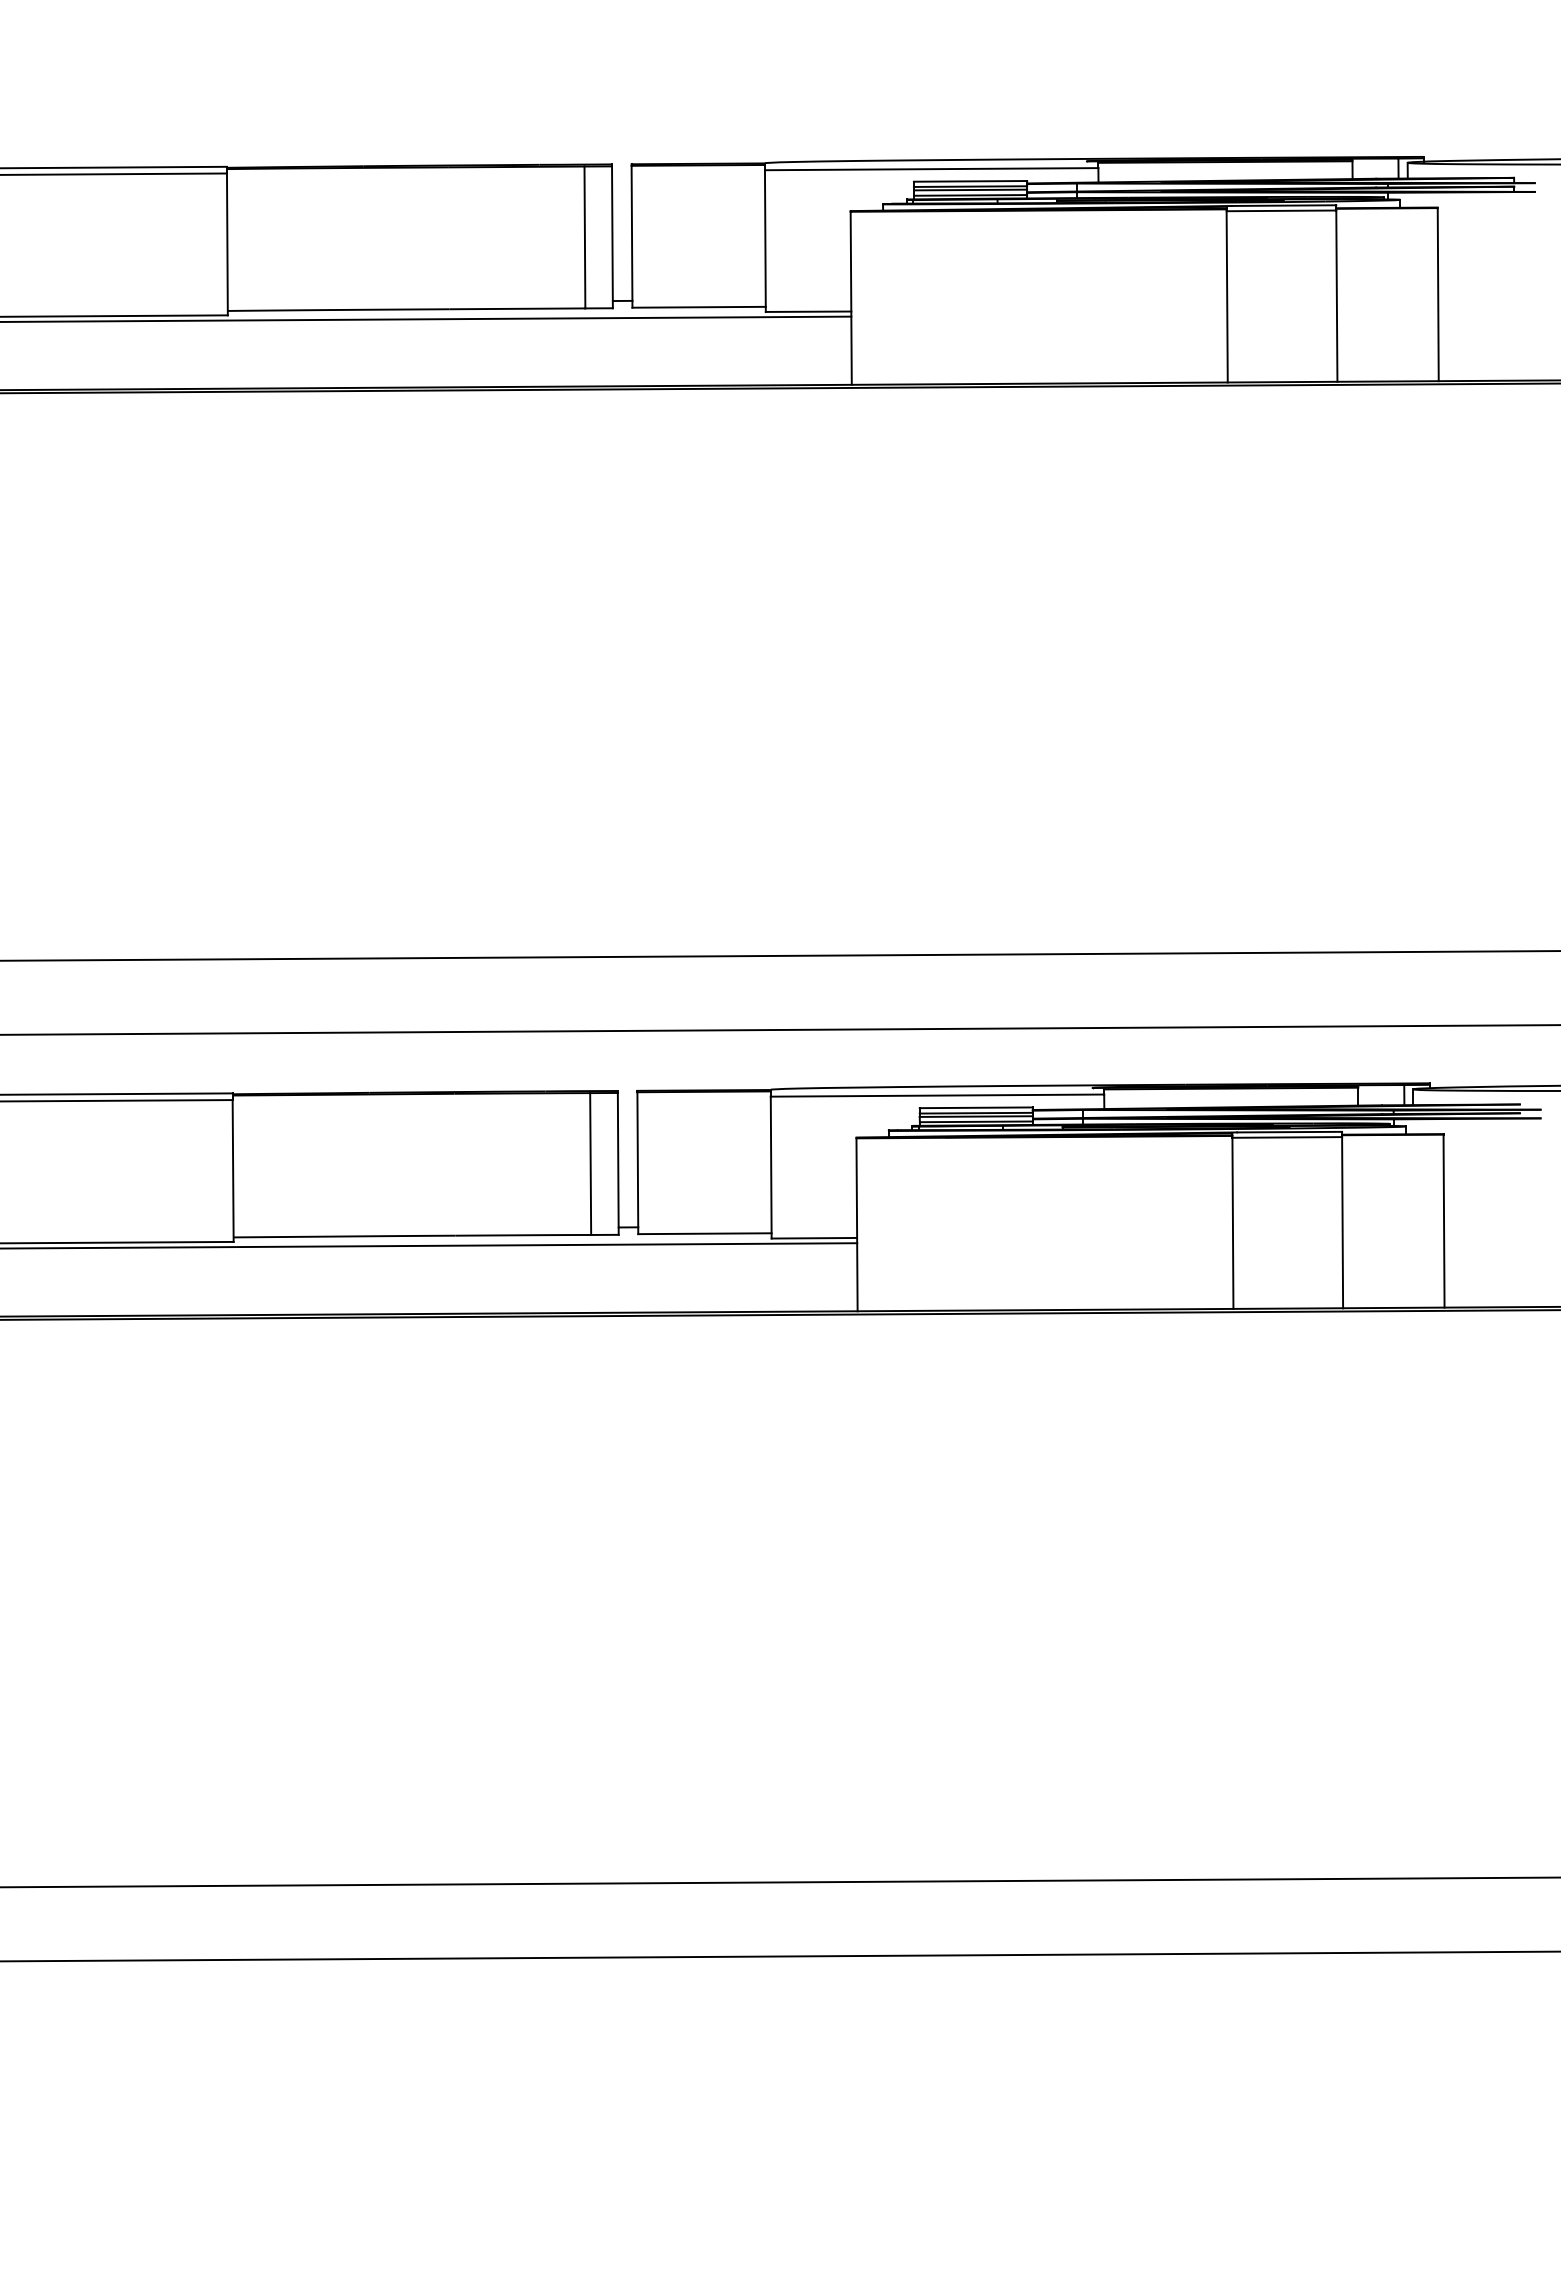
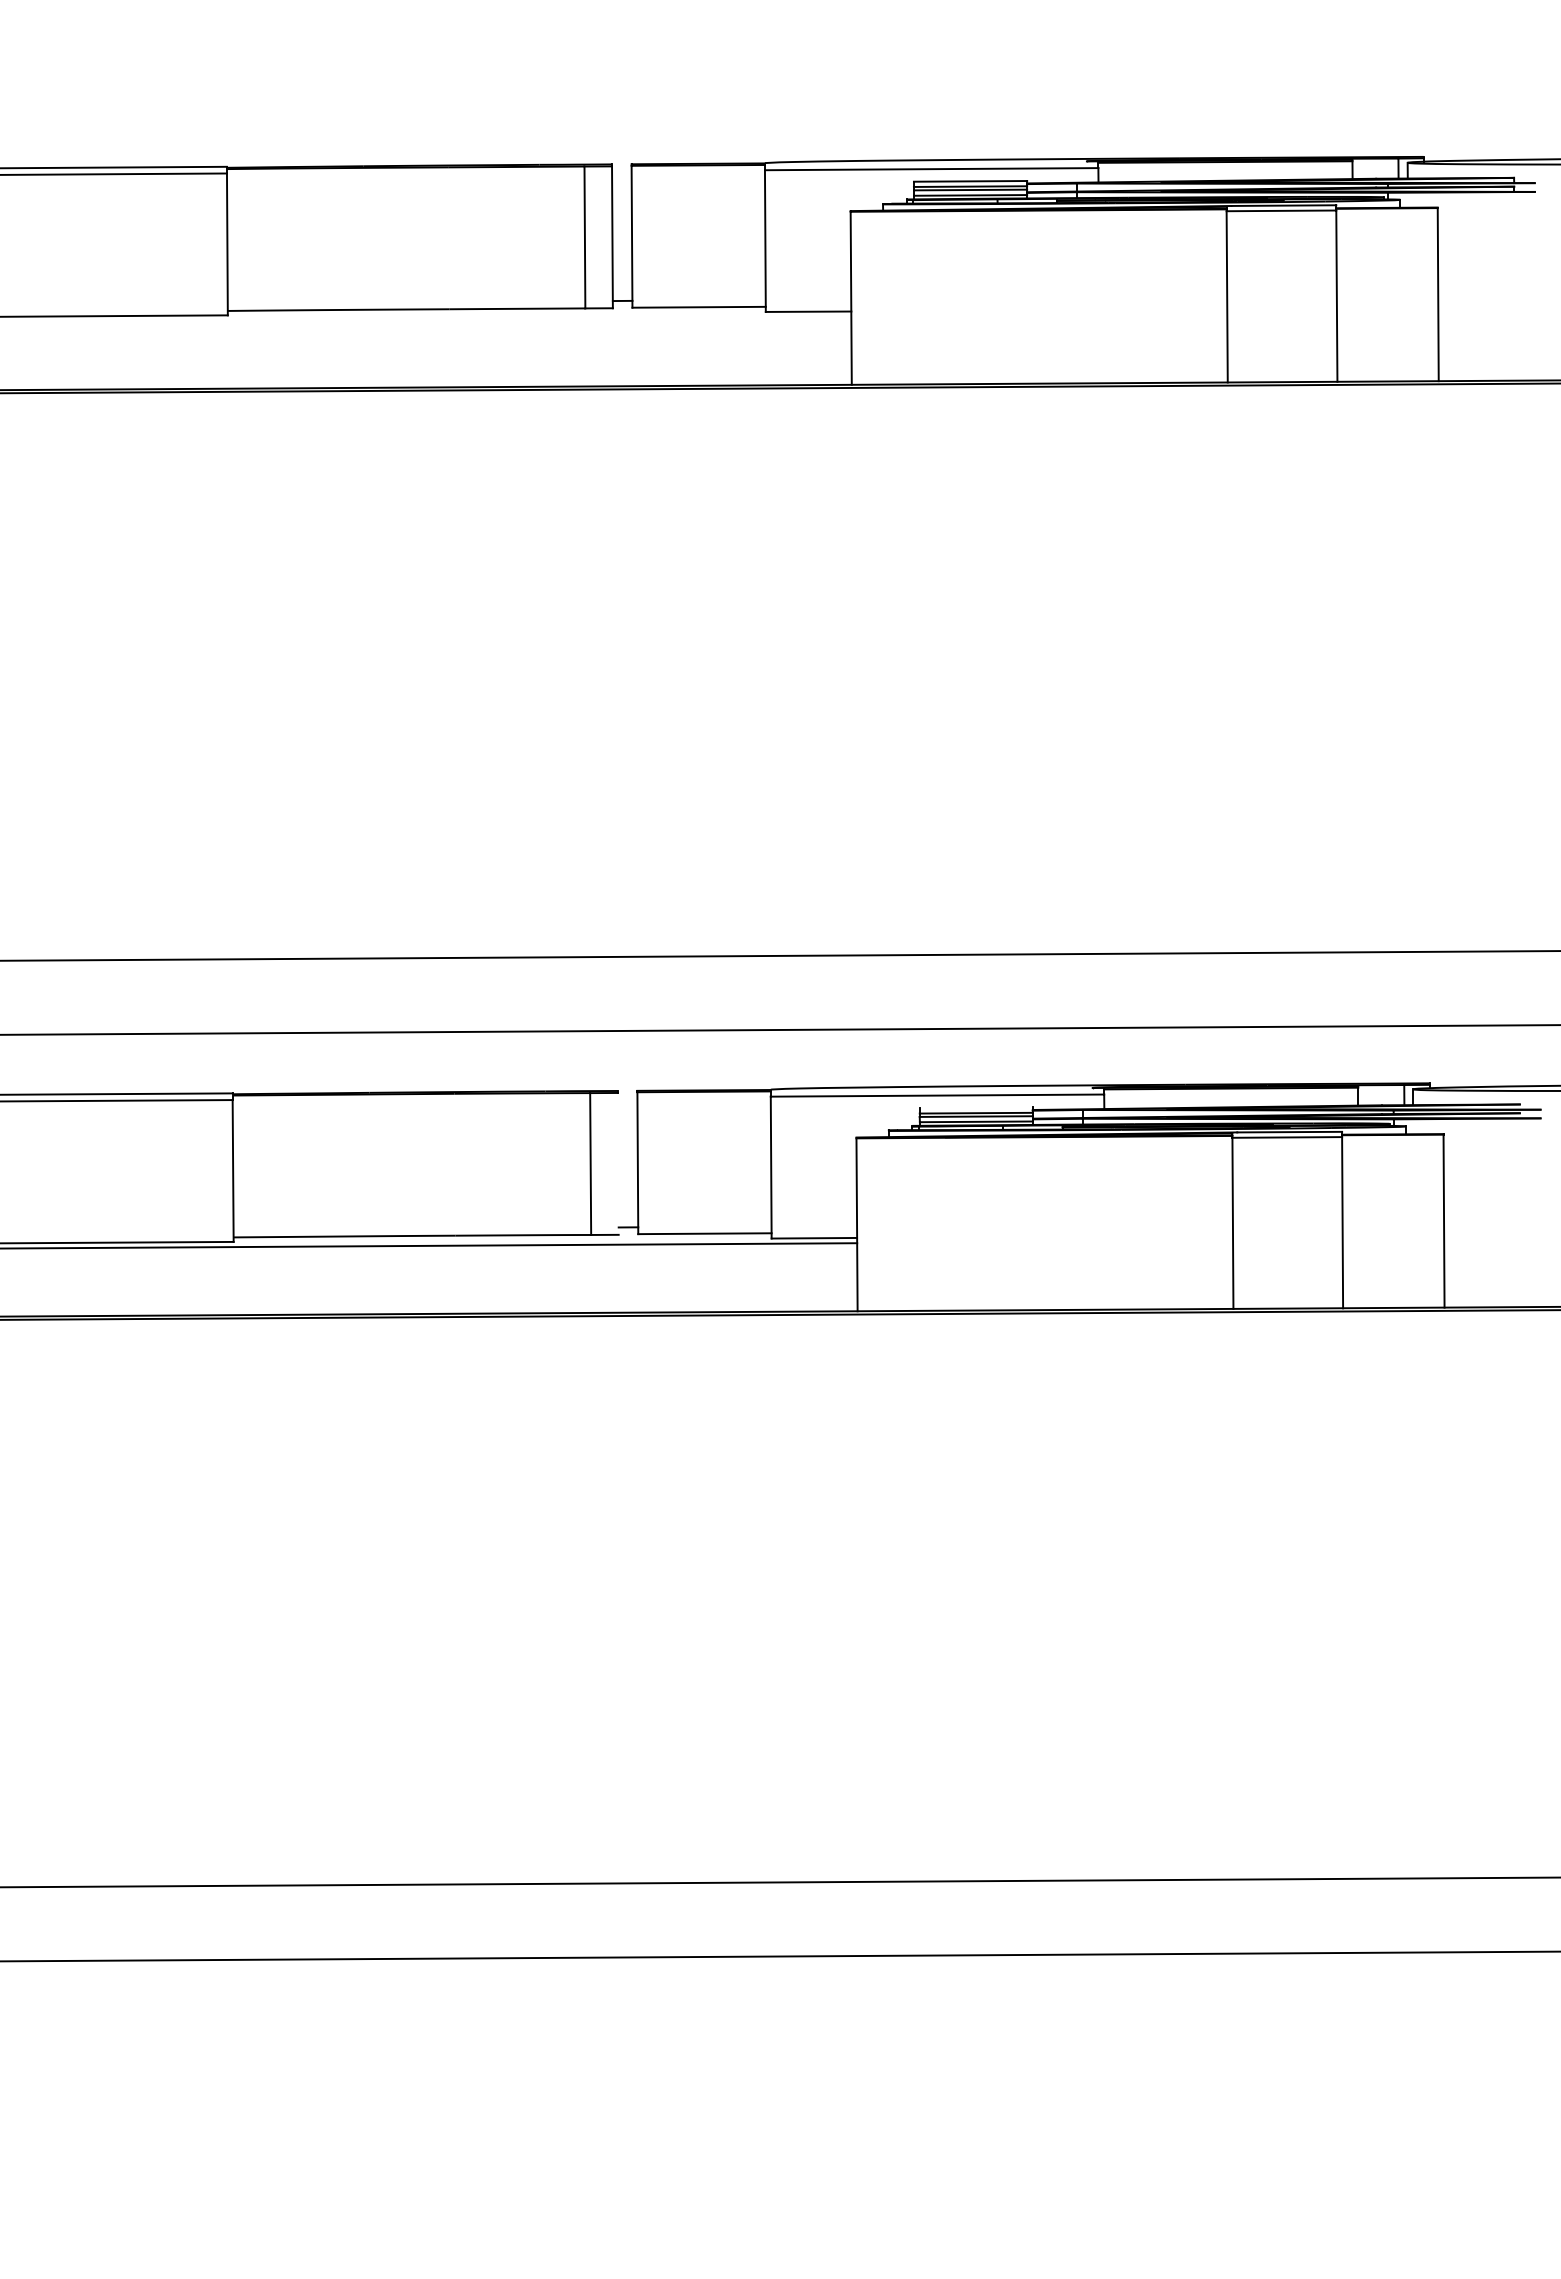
line: present -> none (426, 318)
line: present -> none (975, 1107)
line: present -> none (617, 1163)
